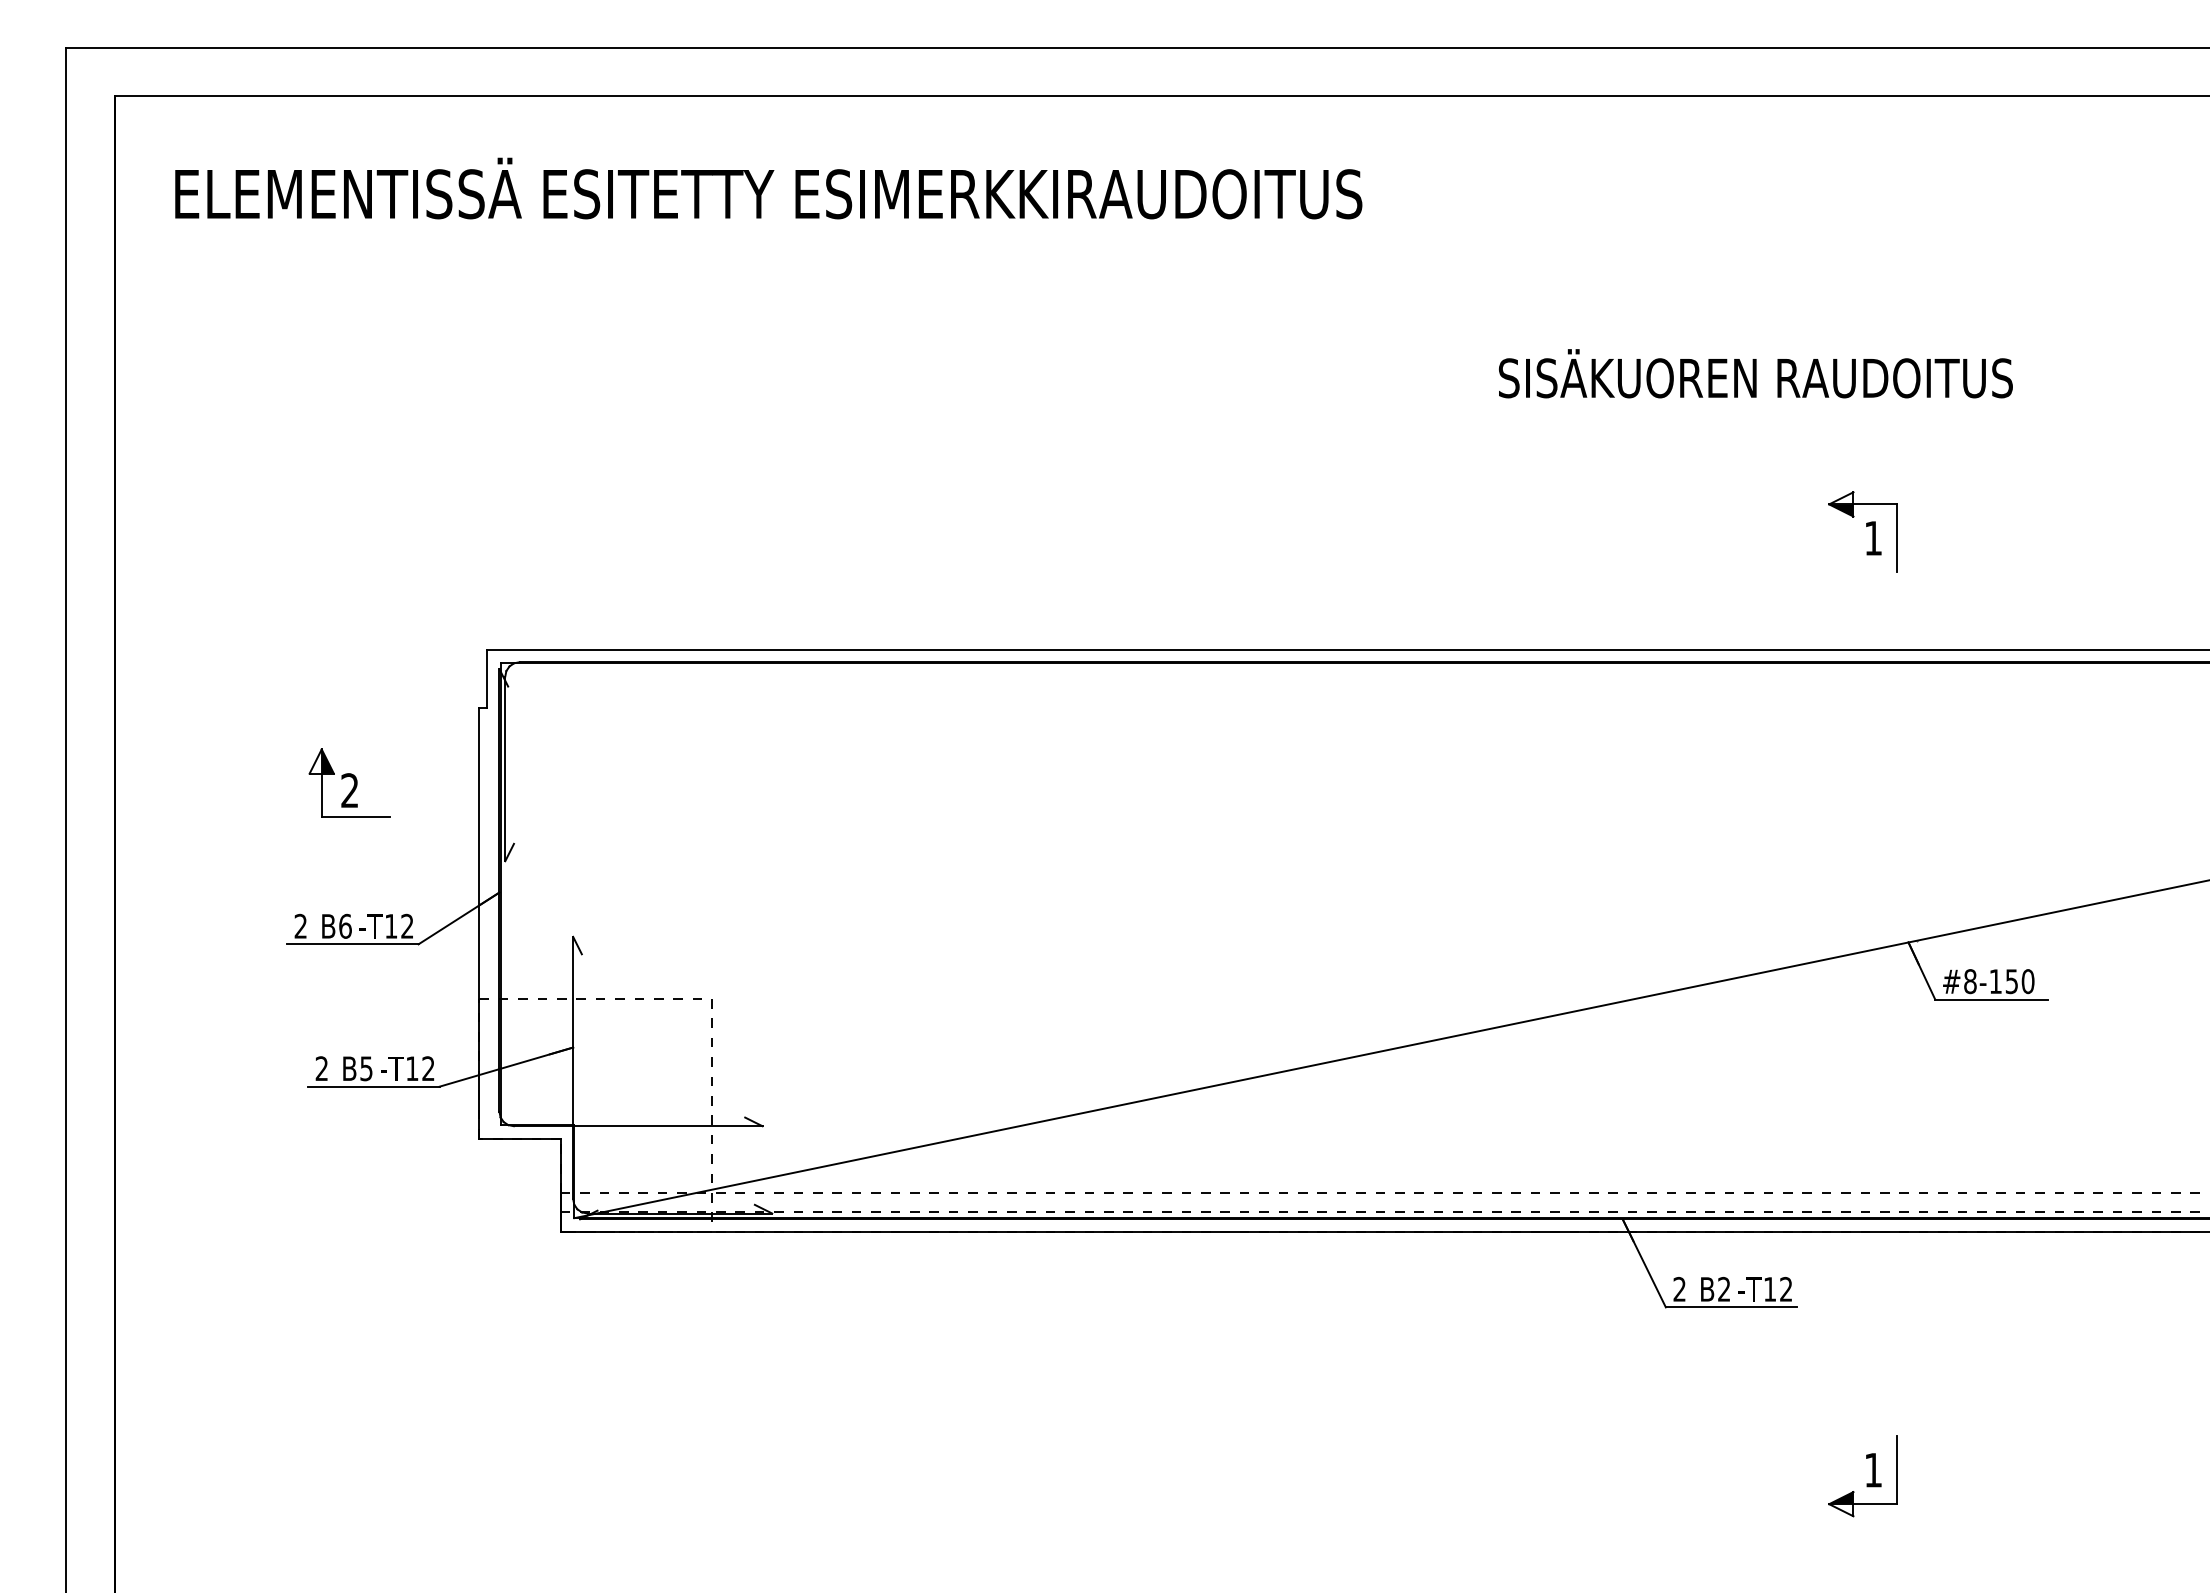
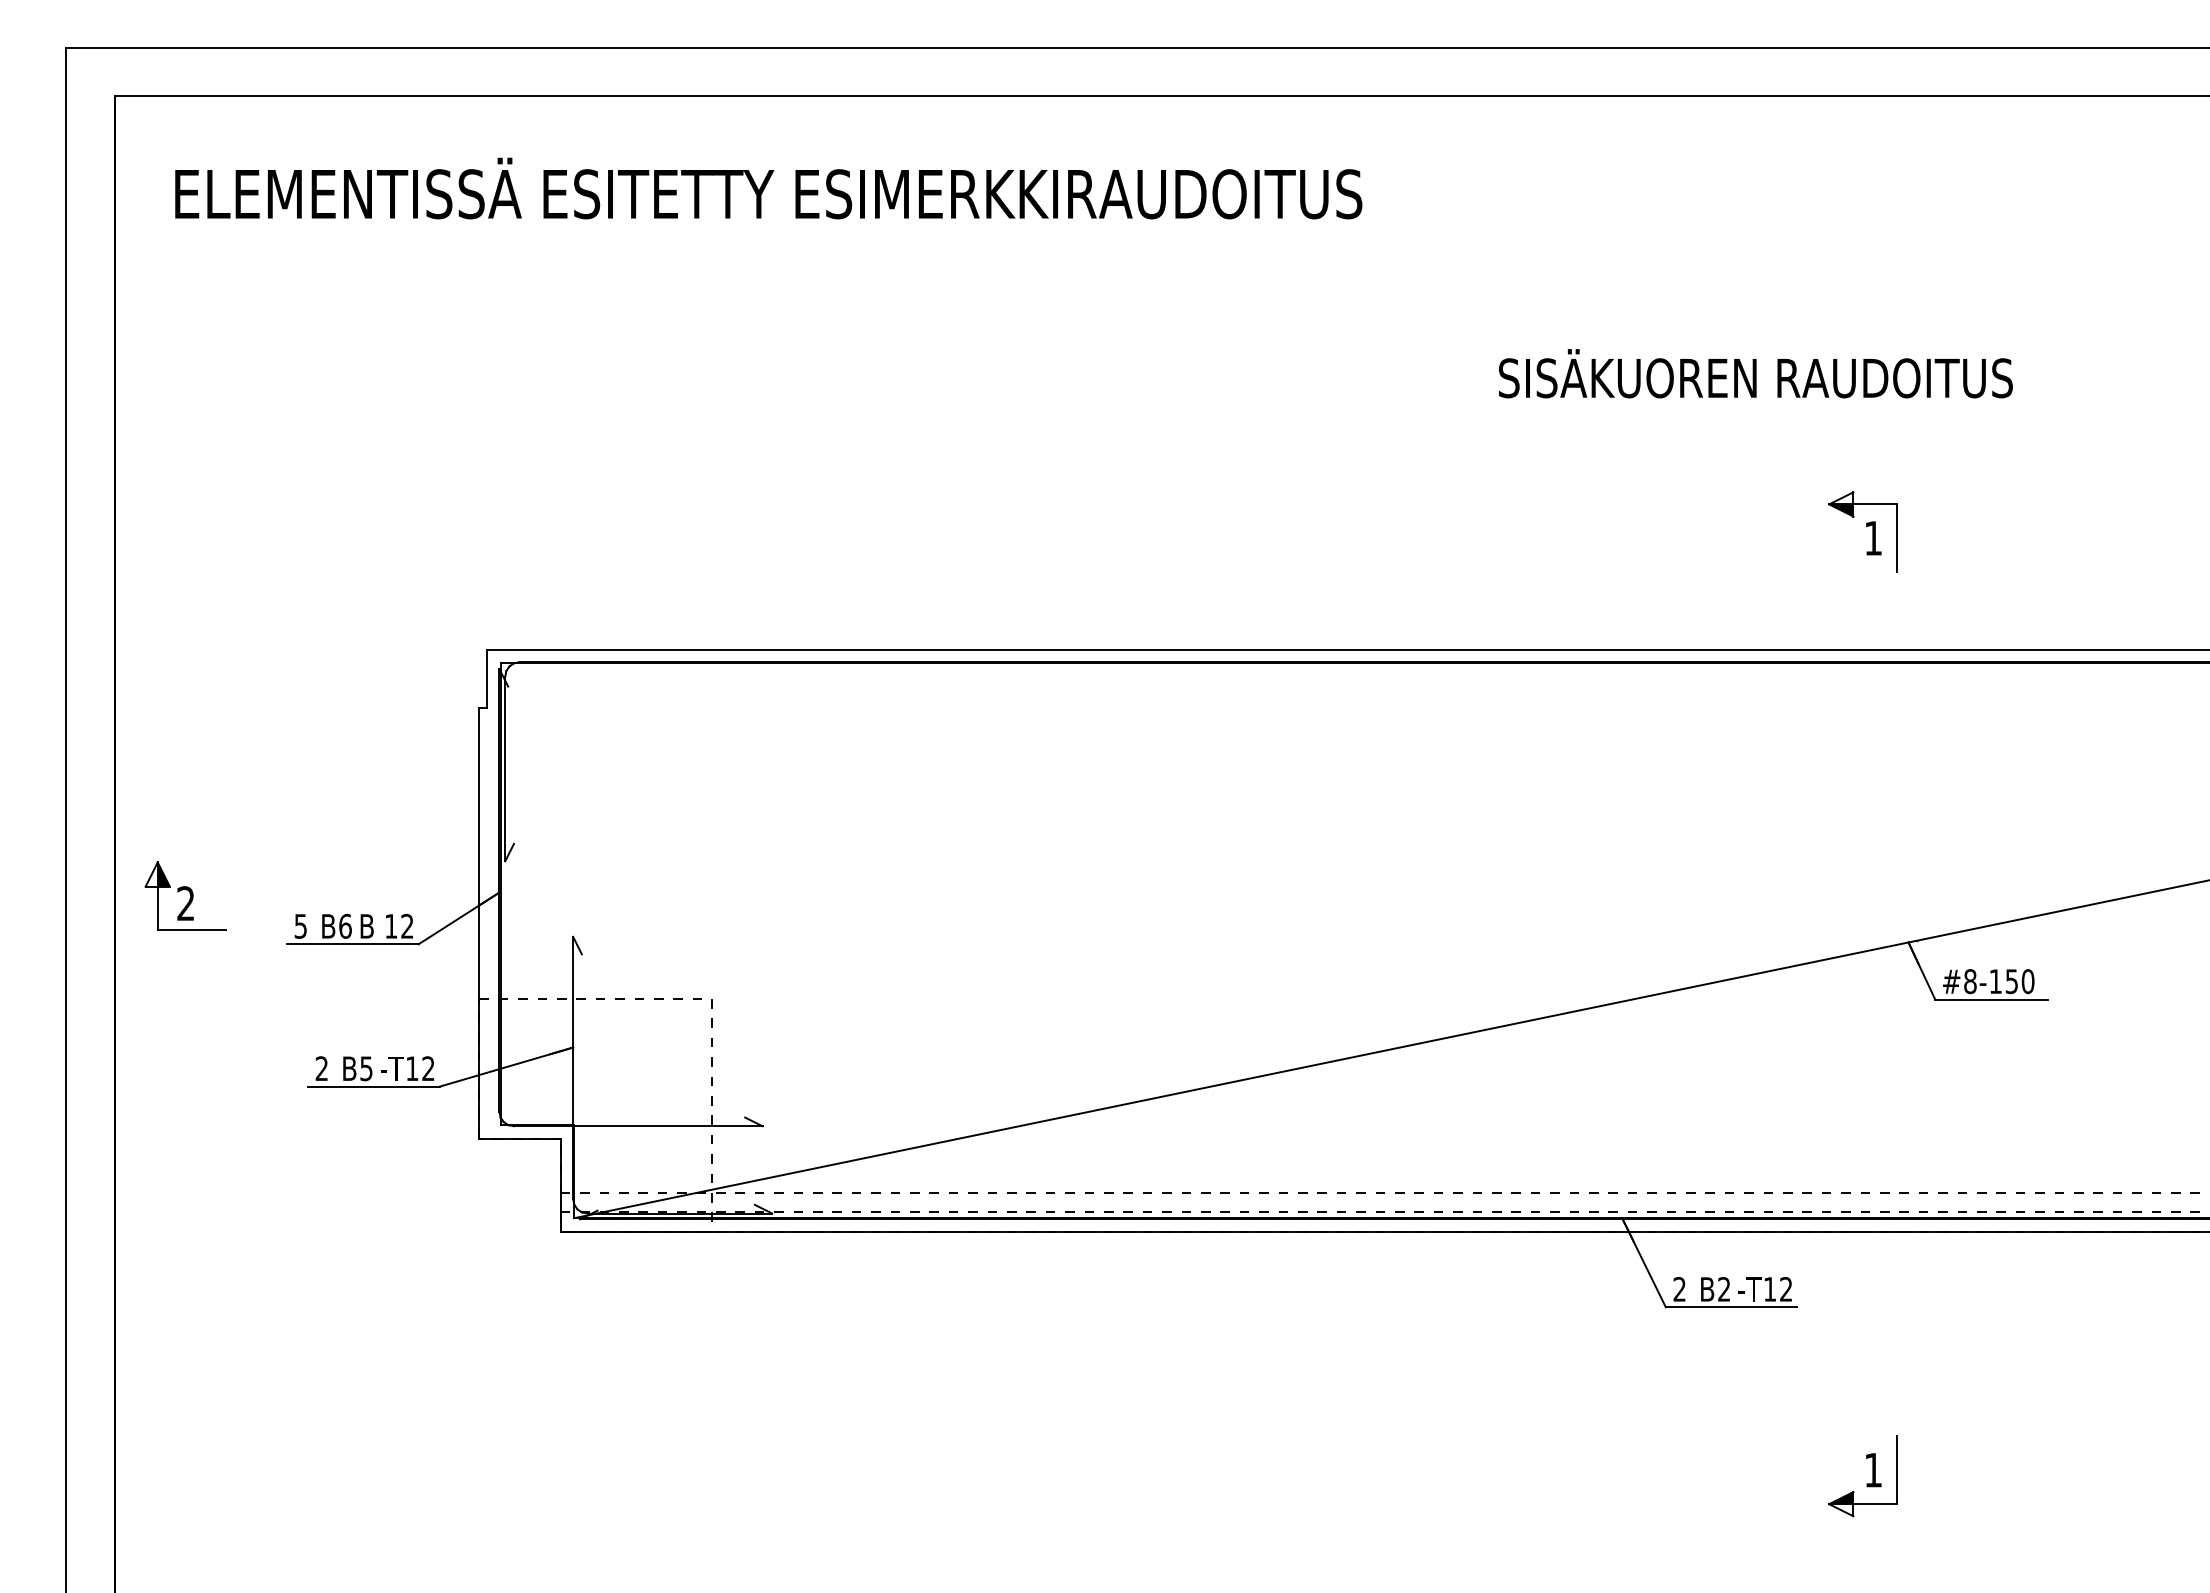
part position: (349, 782) -> (185, 895) (185, 895)
text: 2 -> 5 (300, 925)
text: -T -> B (370, 926)
